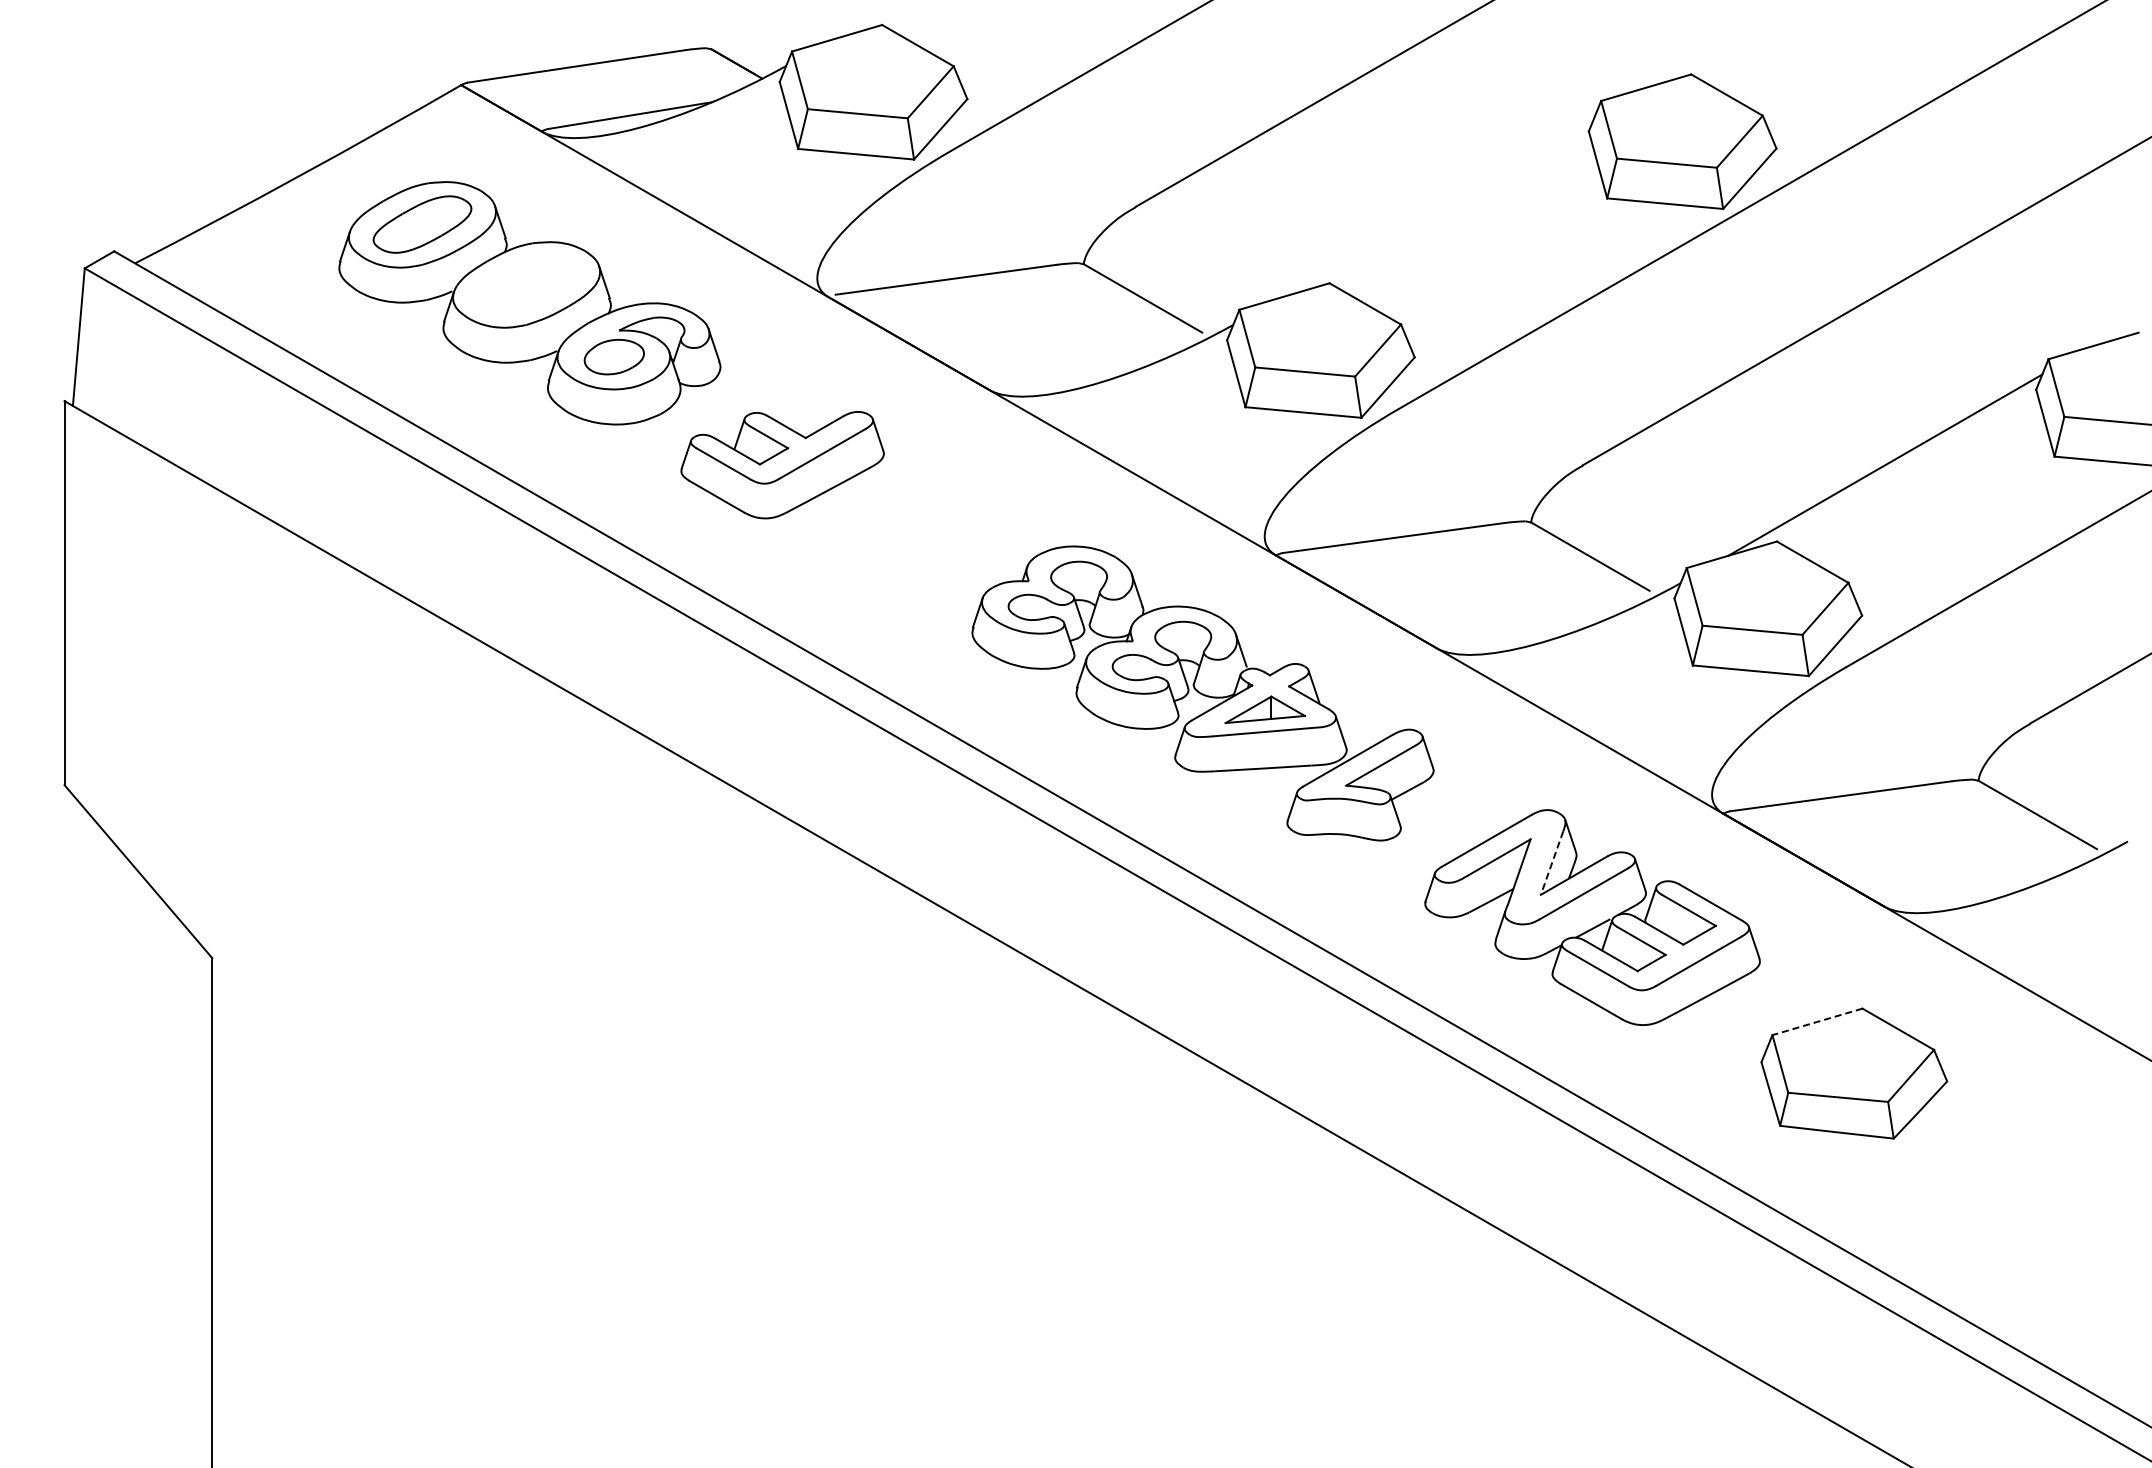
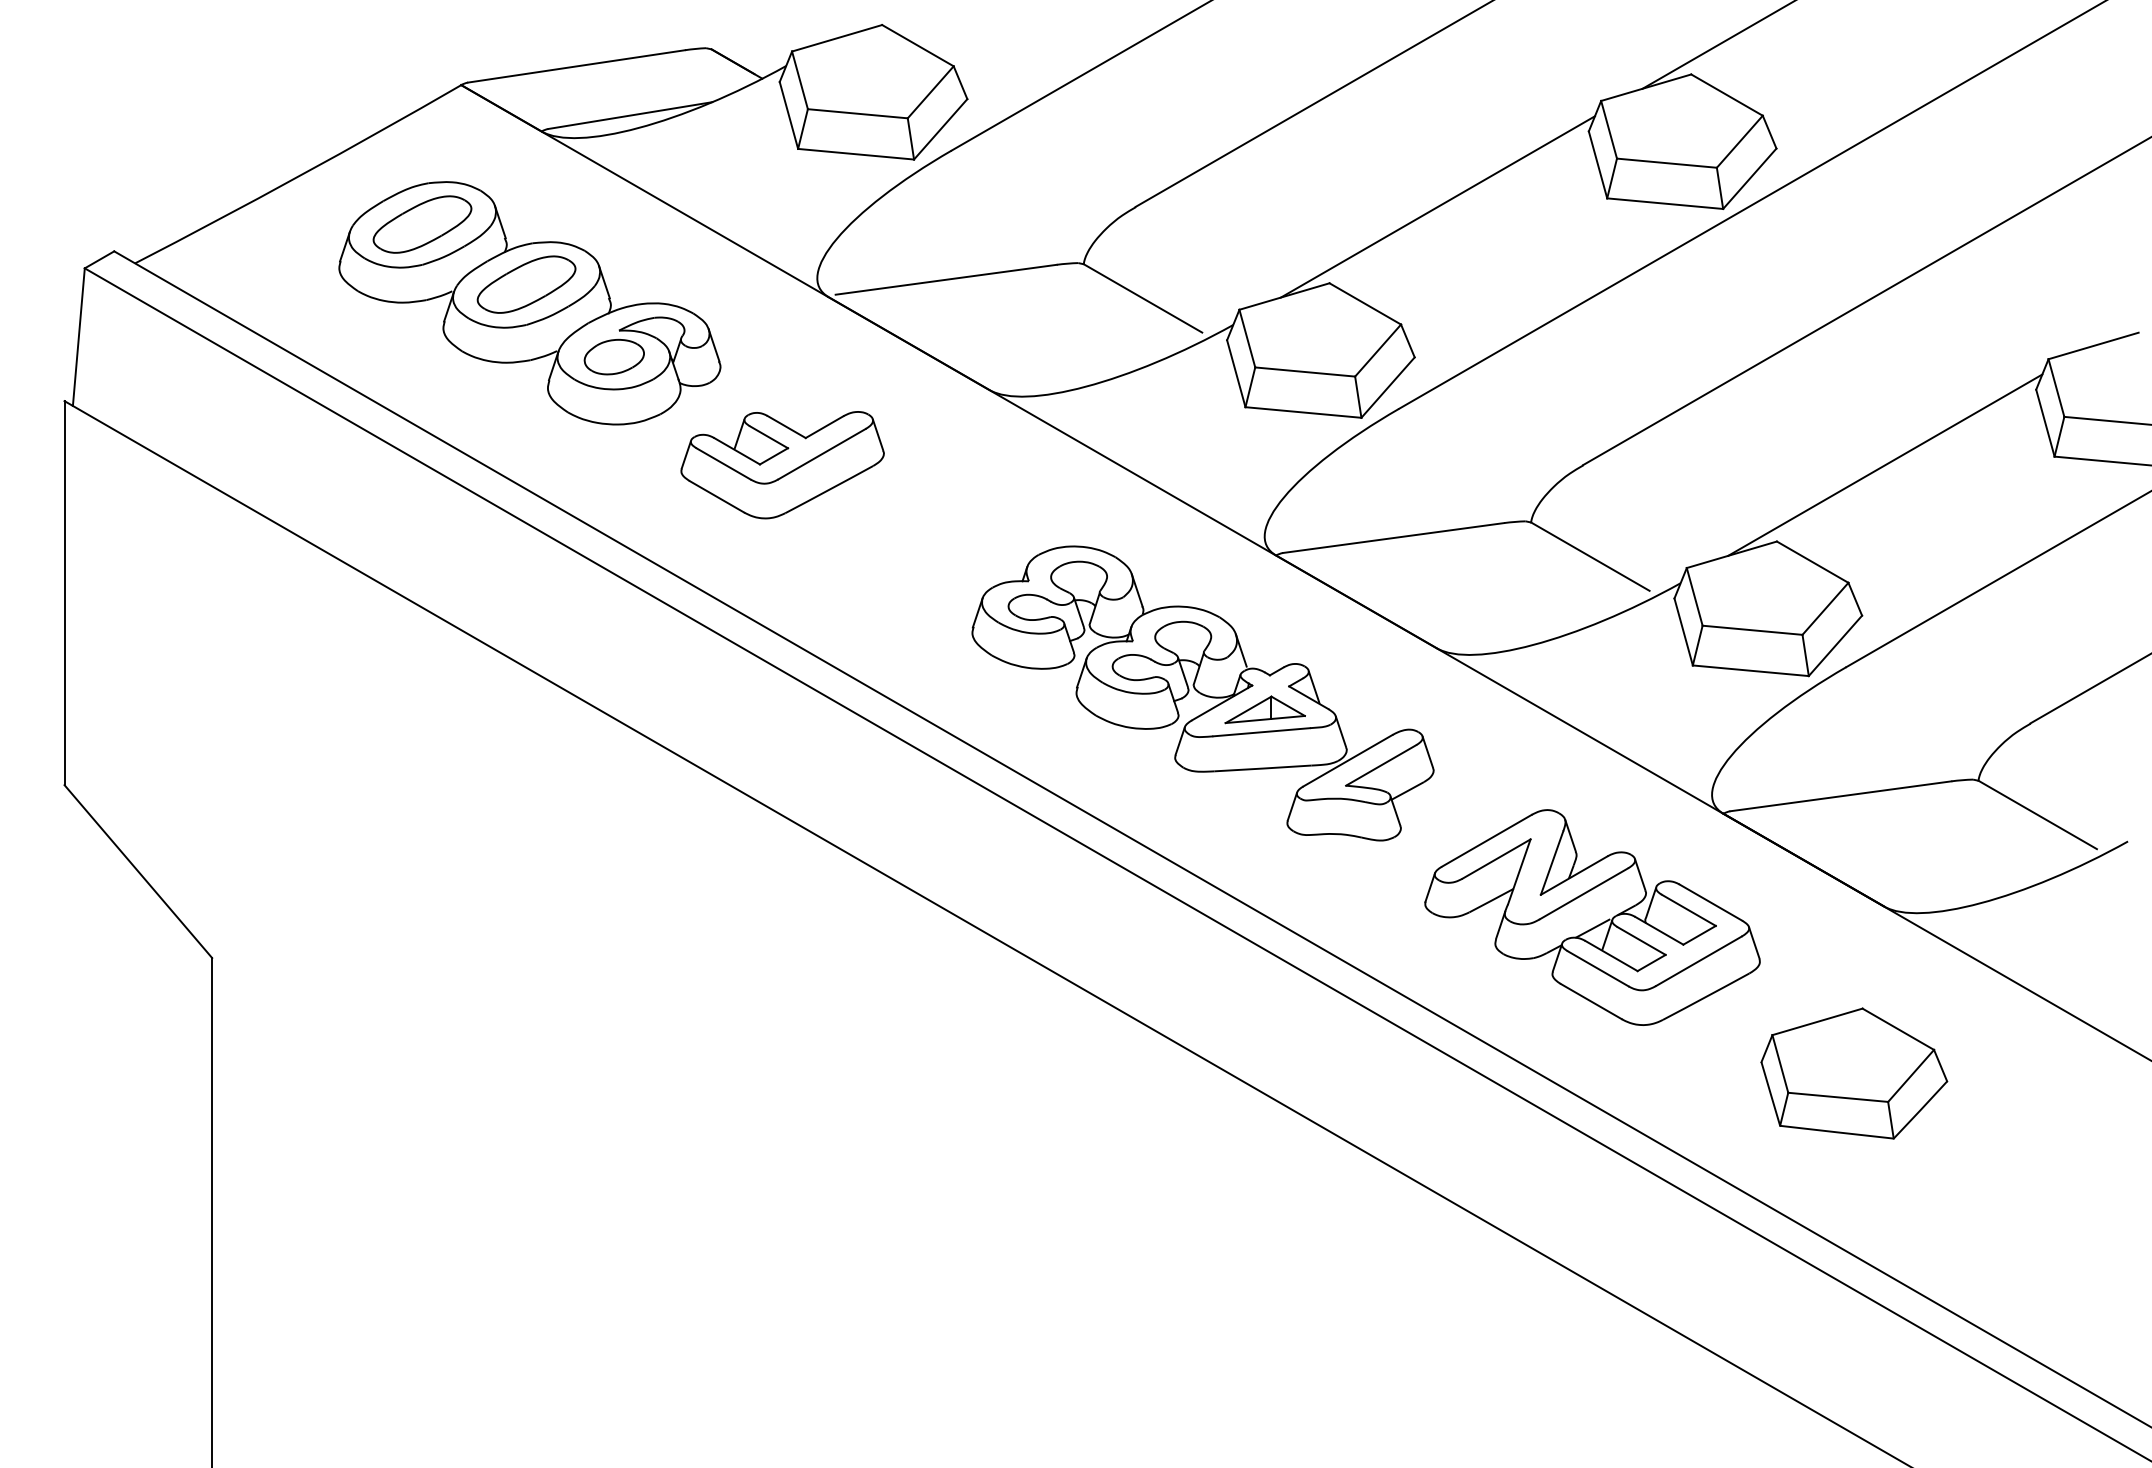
line: none -> present (1717, 45)
line: none -> present (1437, 206)
part: none -> present (526, 284)
line: dashed -> solid (1552, 863)
line: dashed -> solid (1817, 1021)
